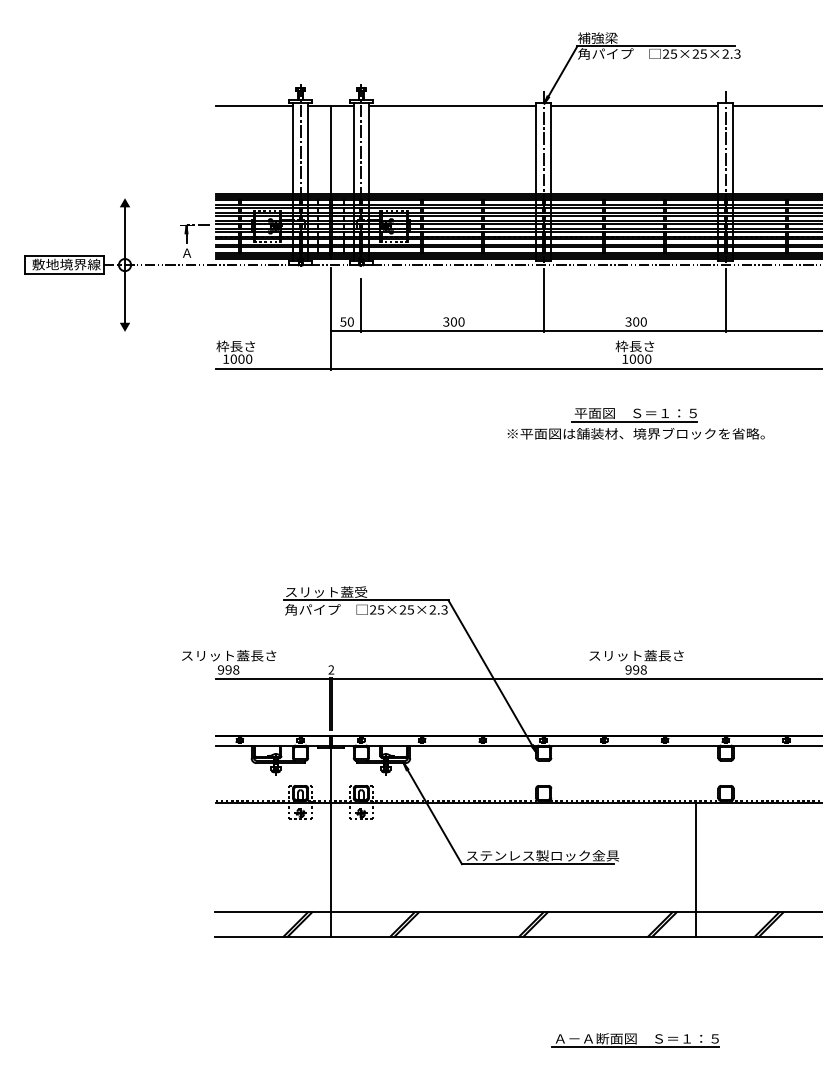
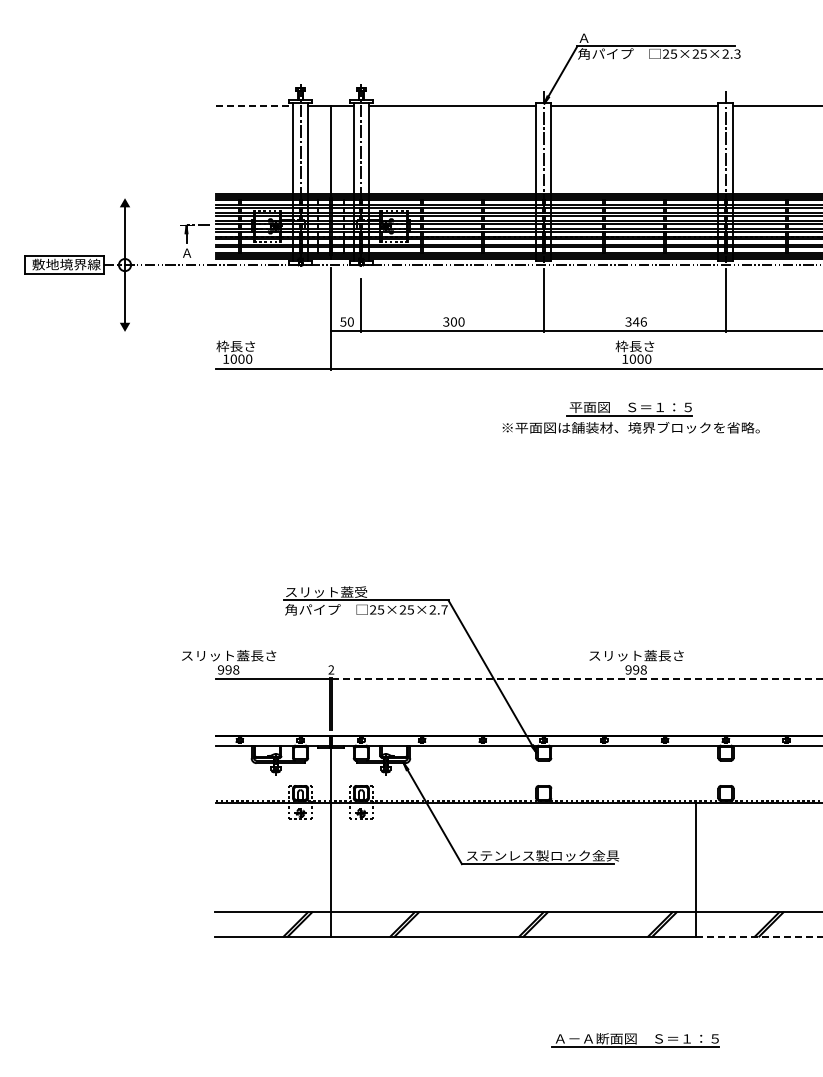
text: 補強梁 -> Ａ (597, 37)
line: solid -> dashed (254, 106)
text: 300 -> 346 (639, 321)
part position: (635, 423) -> (630, 417) (630, 417)
text: 25×25×2.3 -> 25×25×2.7 (444, 609)
line: solid -> dashed (577, 679)
line: solid -> dashed (759, 936)
